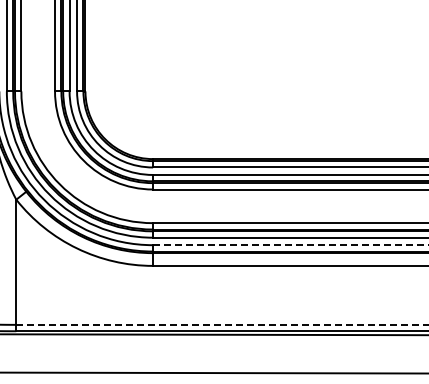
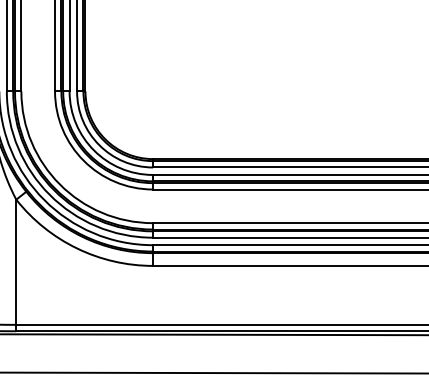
line: dashed -> solid (291, 245)
line: dashed -> solid (222, 324)
